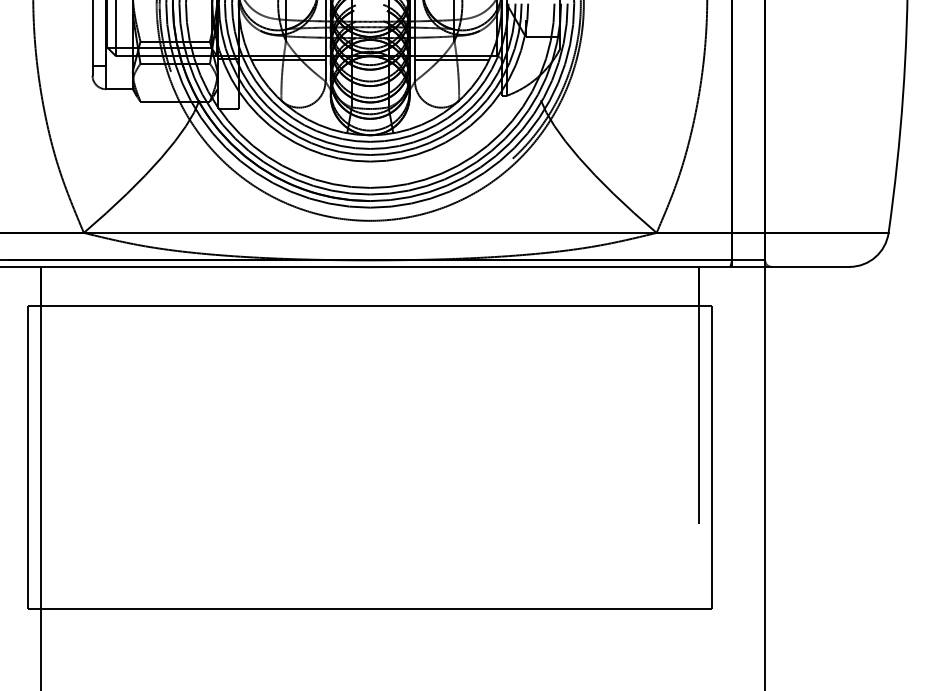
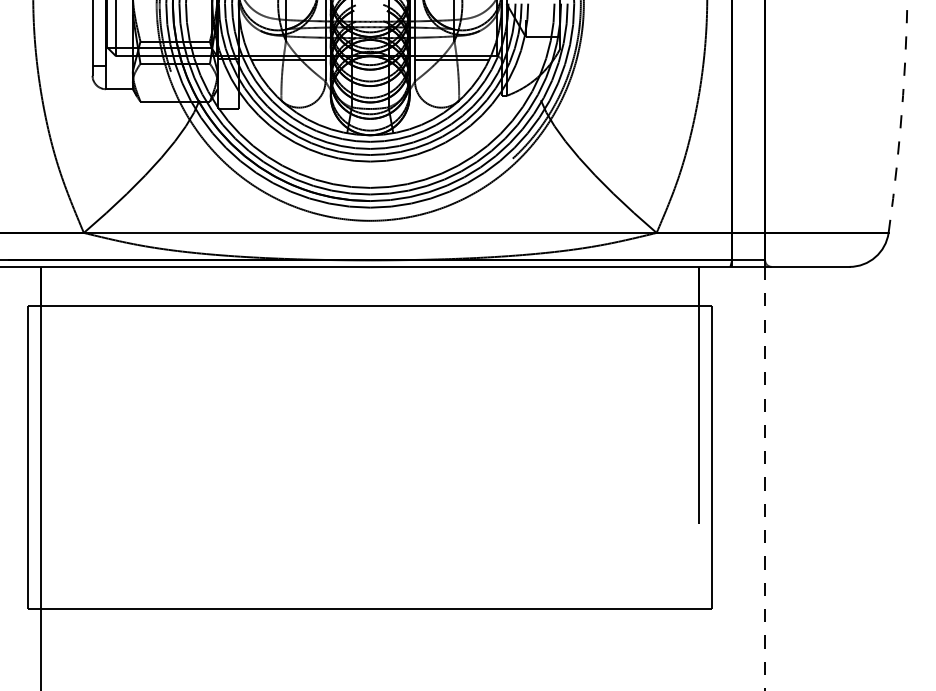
arc: solid -> dashed (901, 116)
line: solid -> dashed (765, 478)
